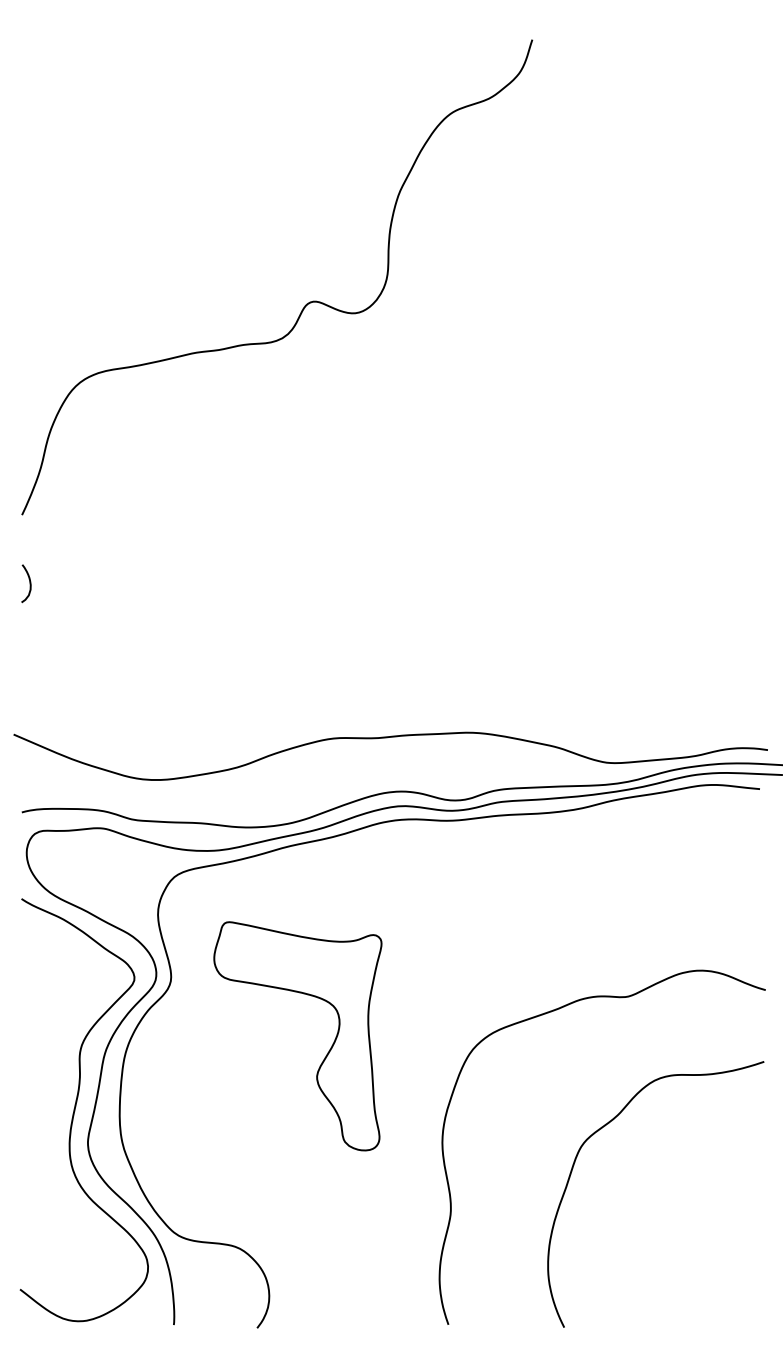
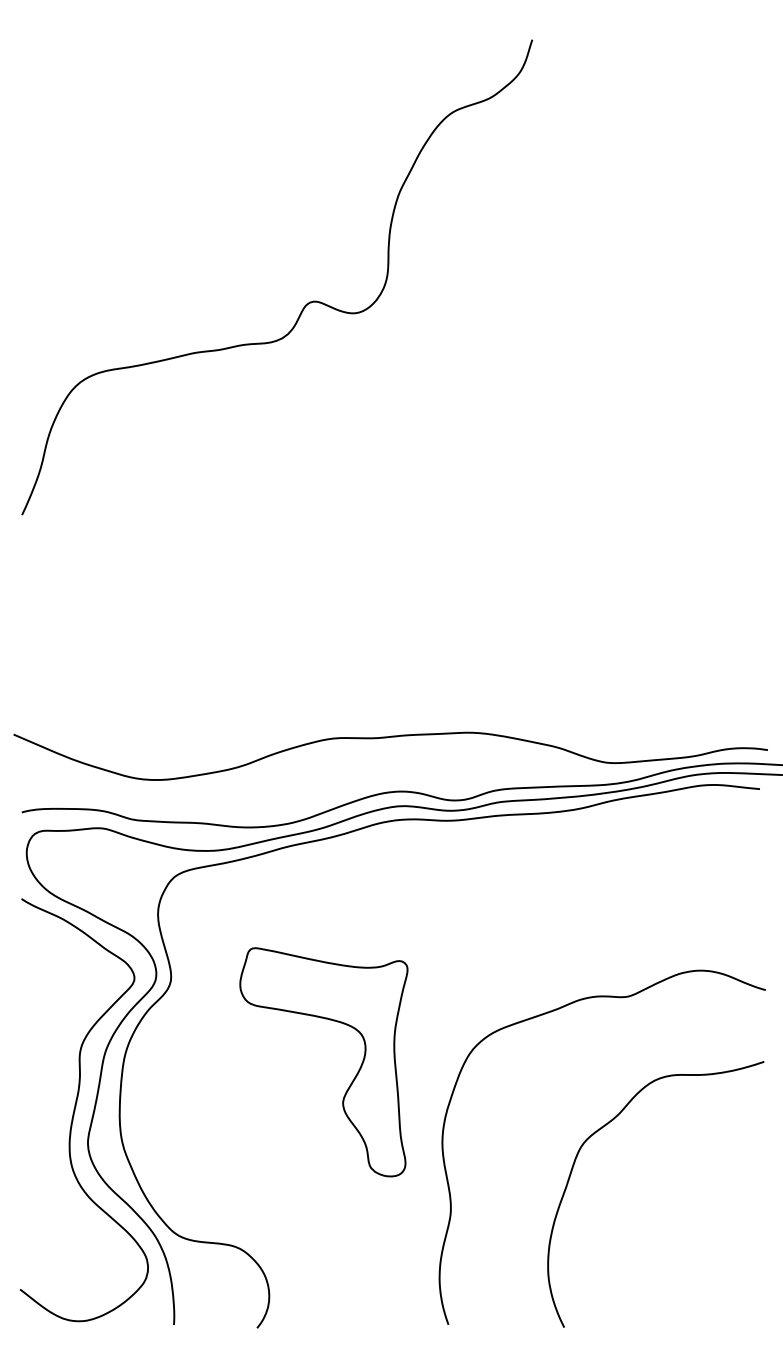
curve: present -> none (29, 583)
part position: (327, 1052) -> (353, 1078) (353, 1078)
